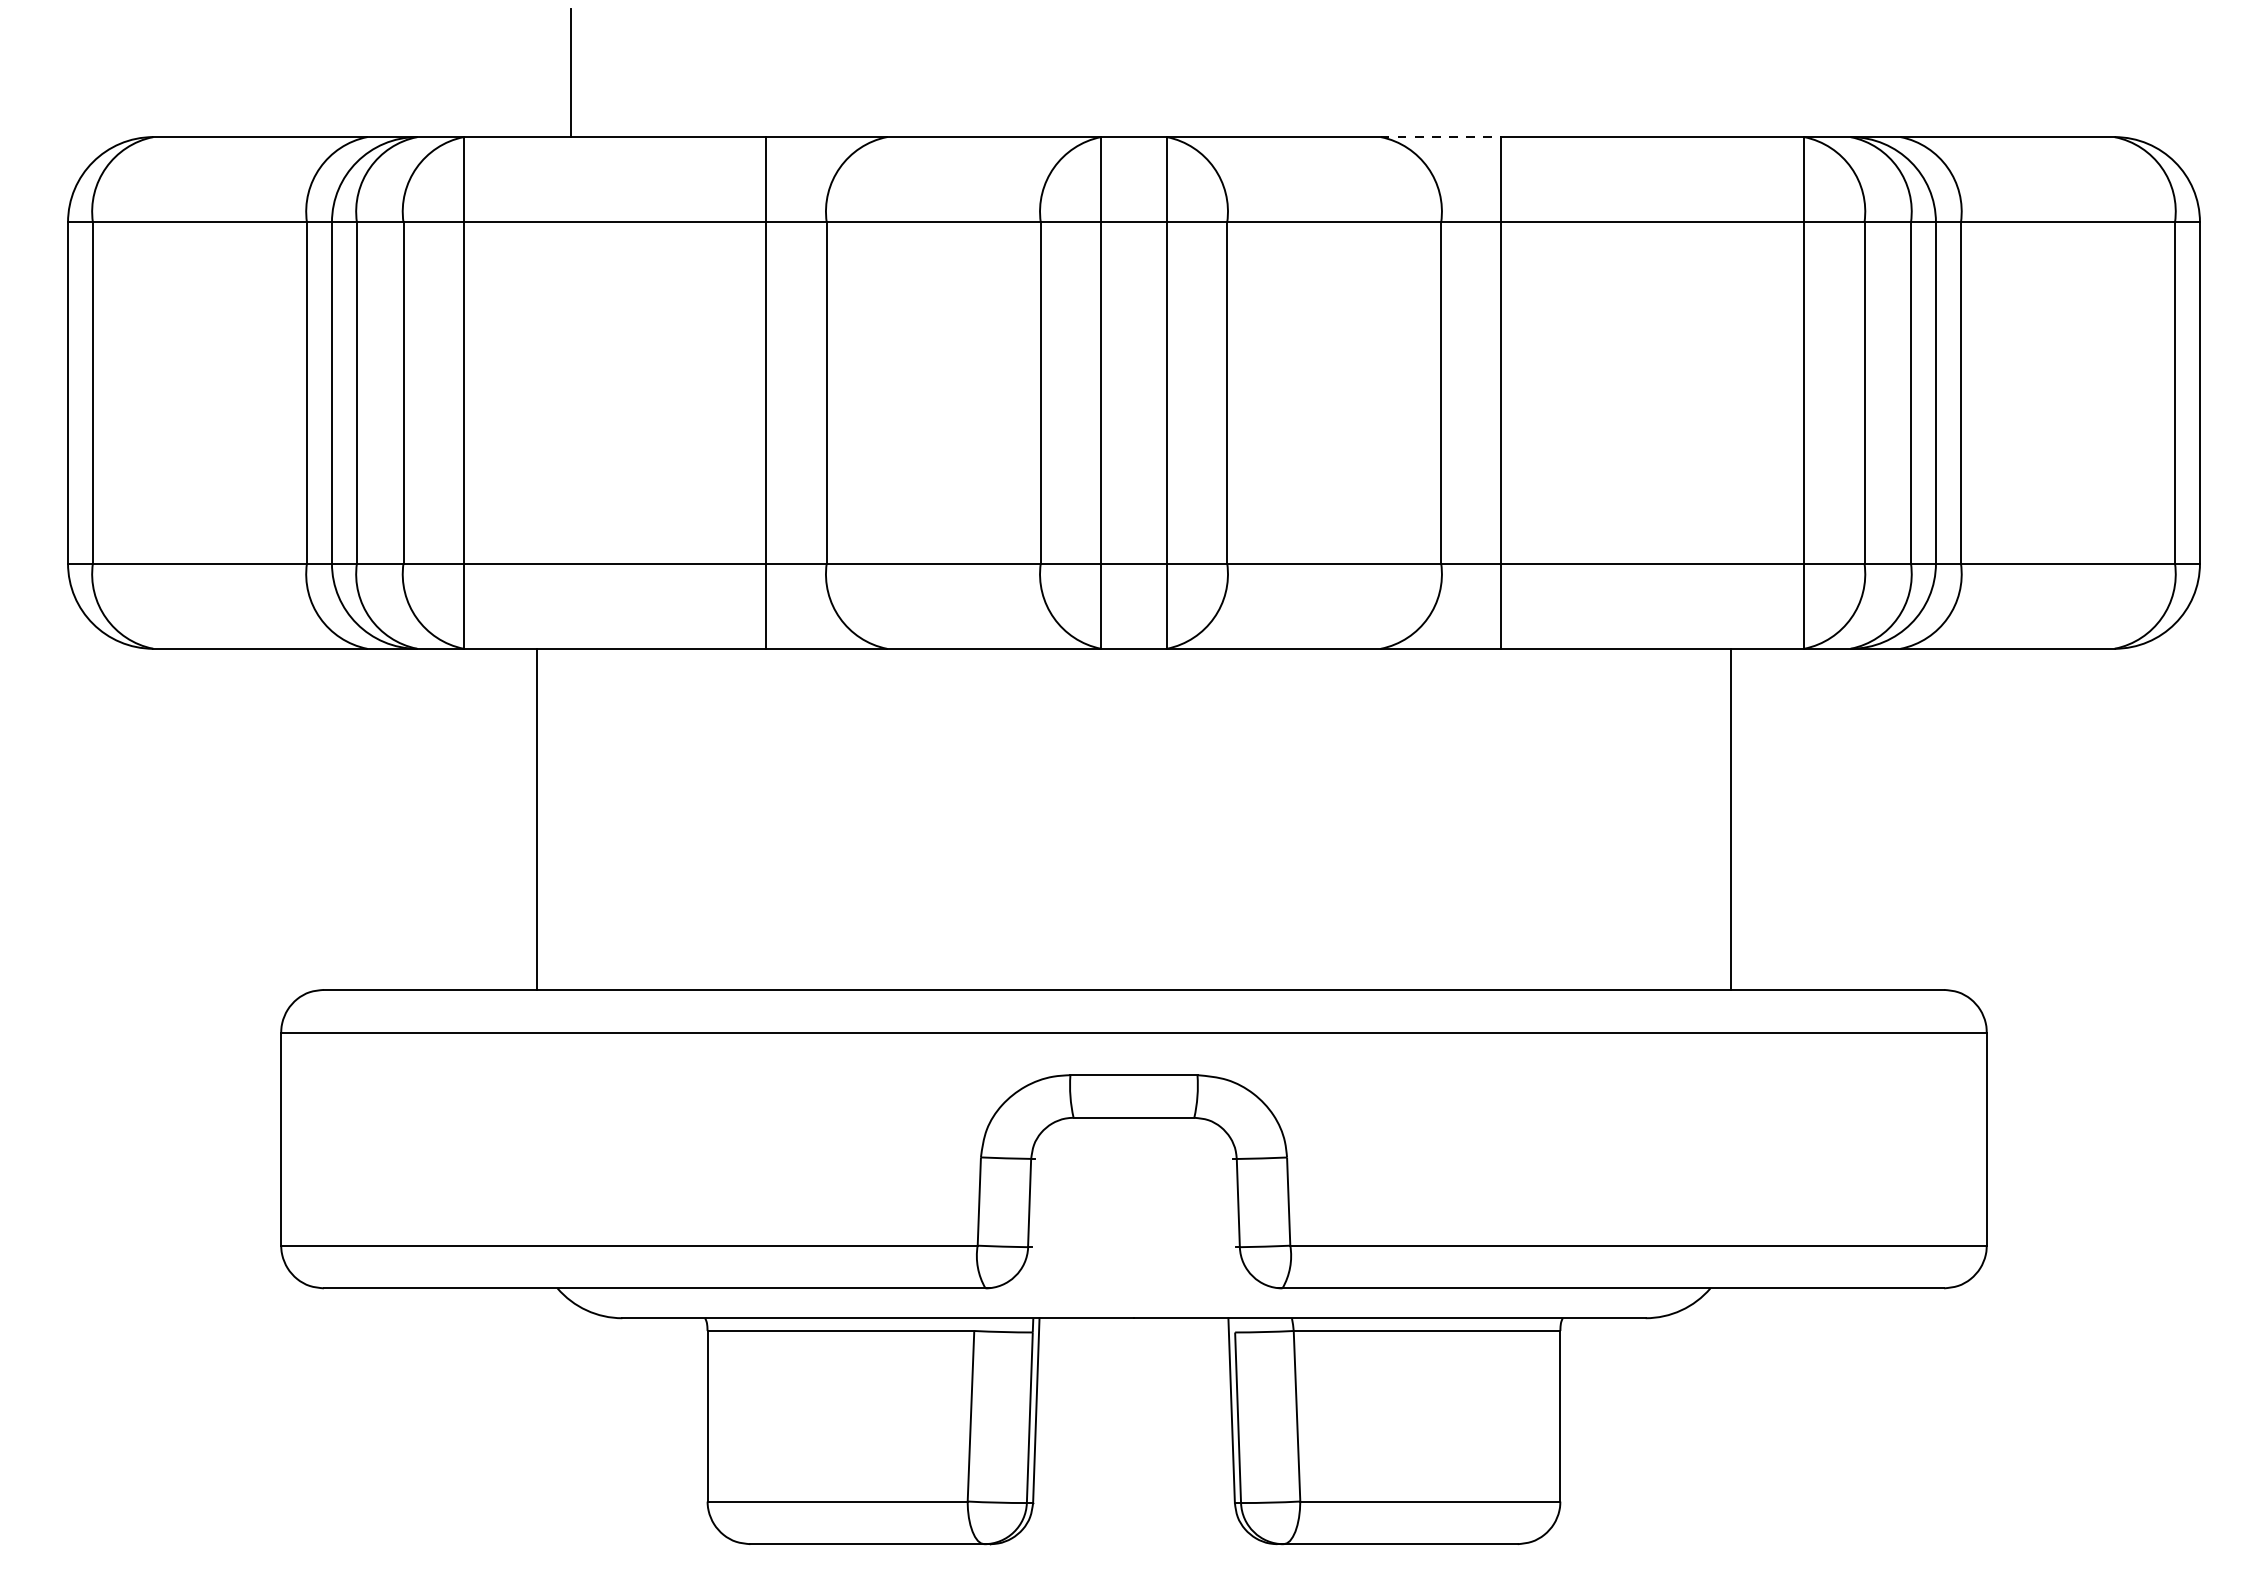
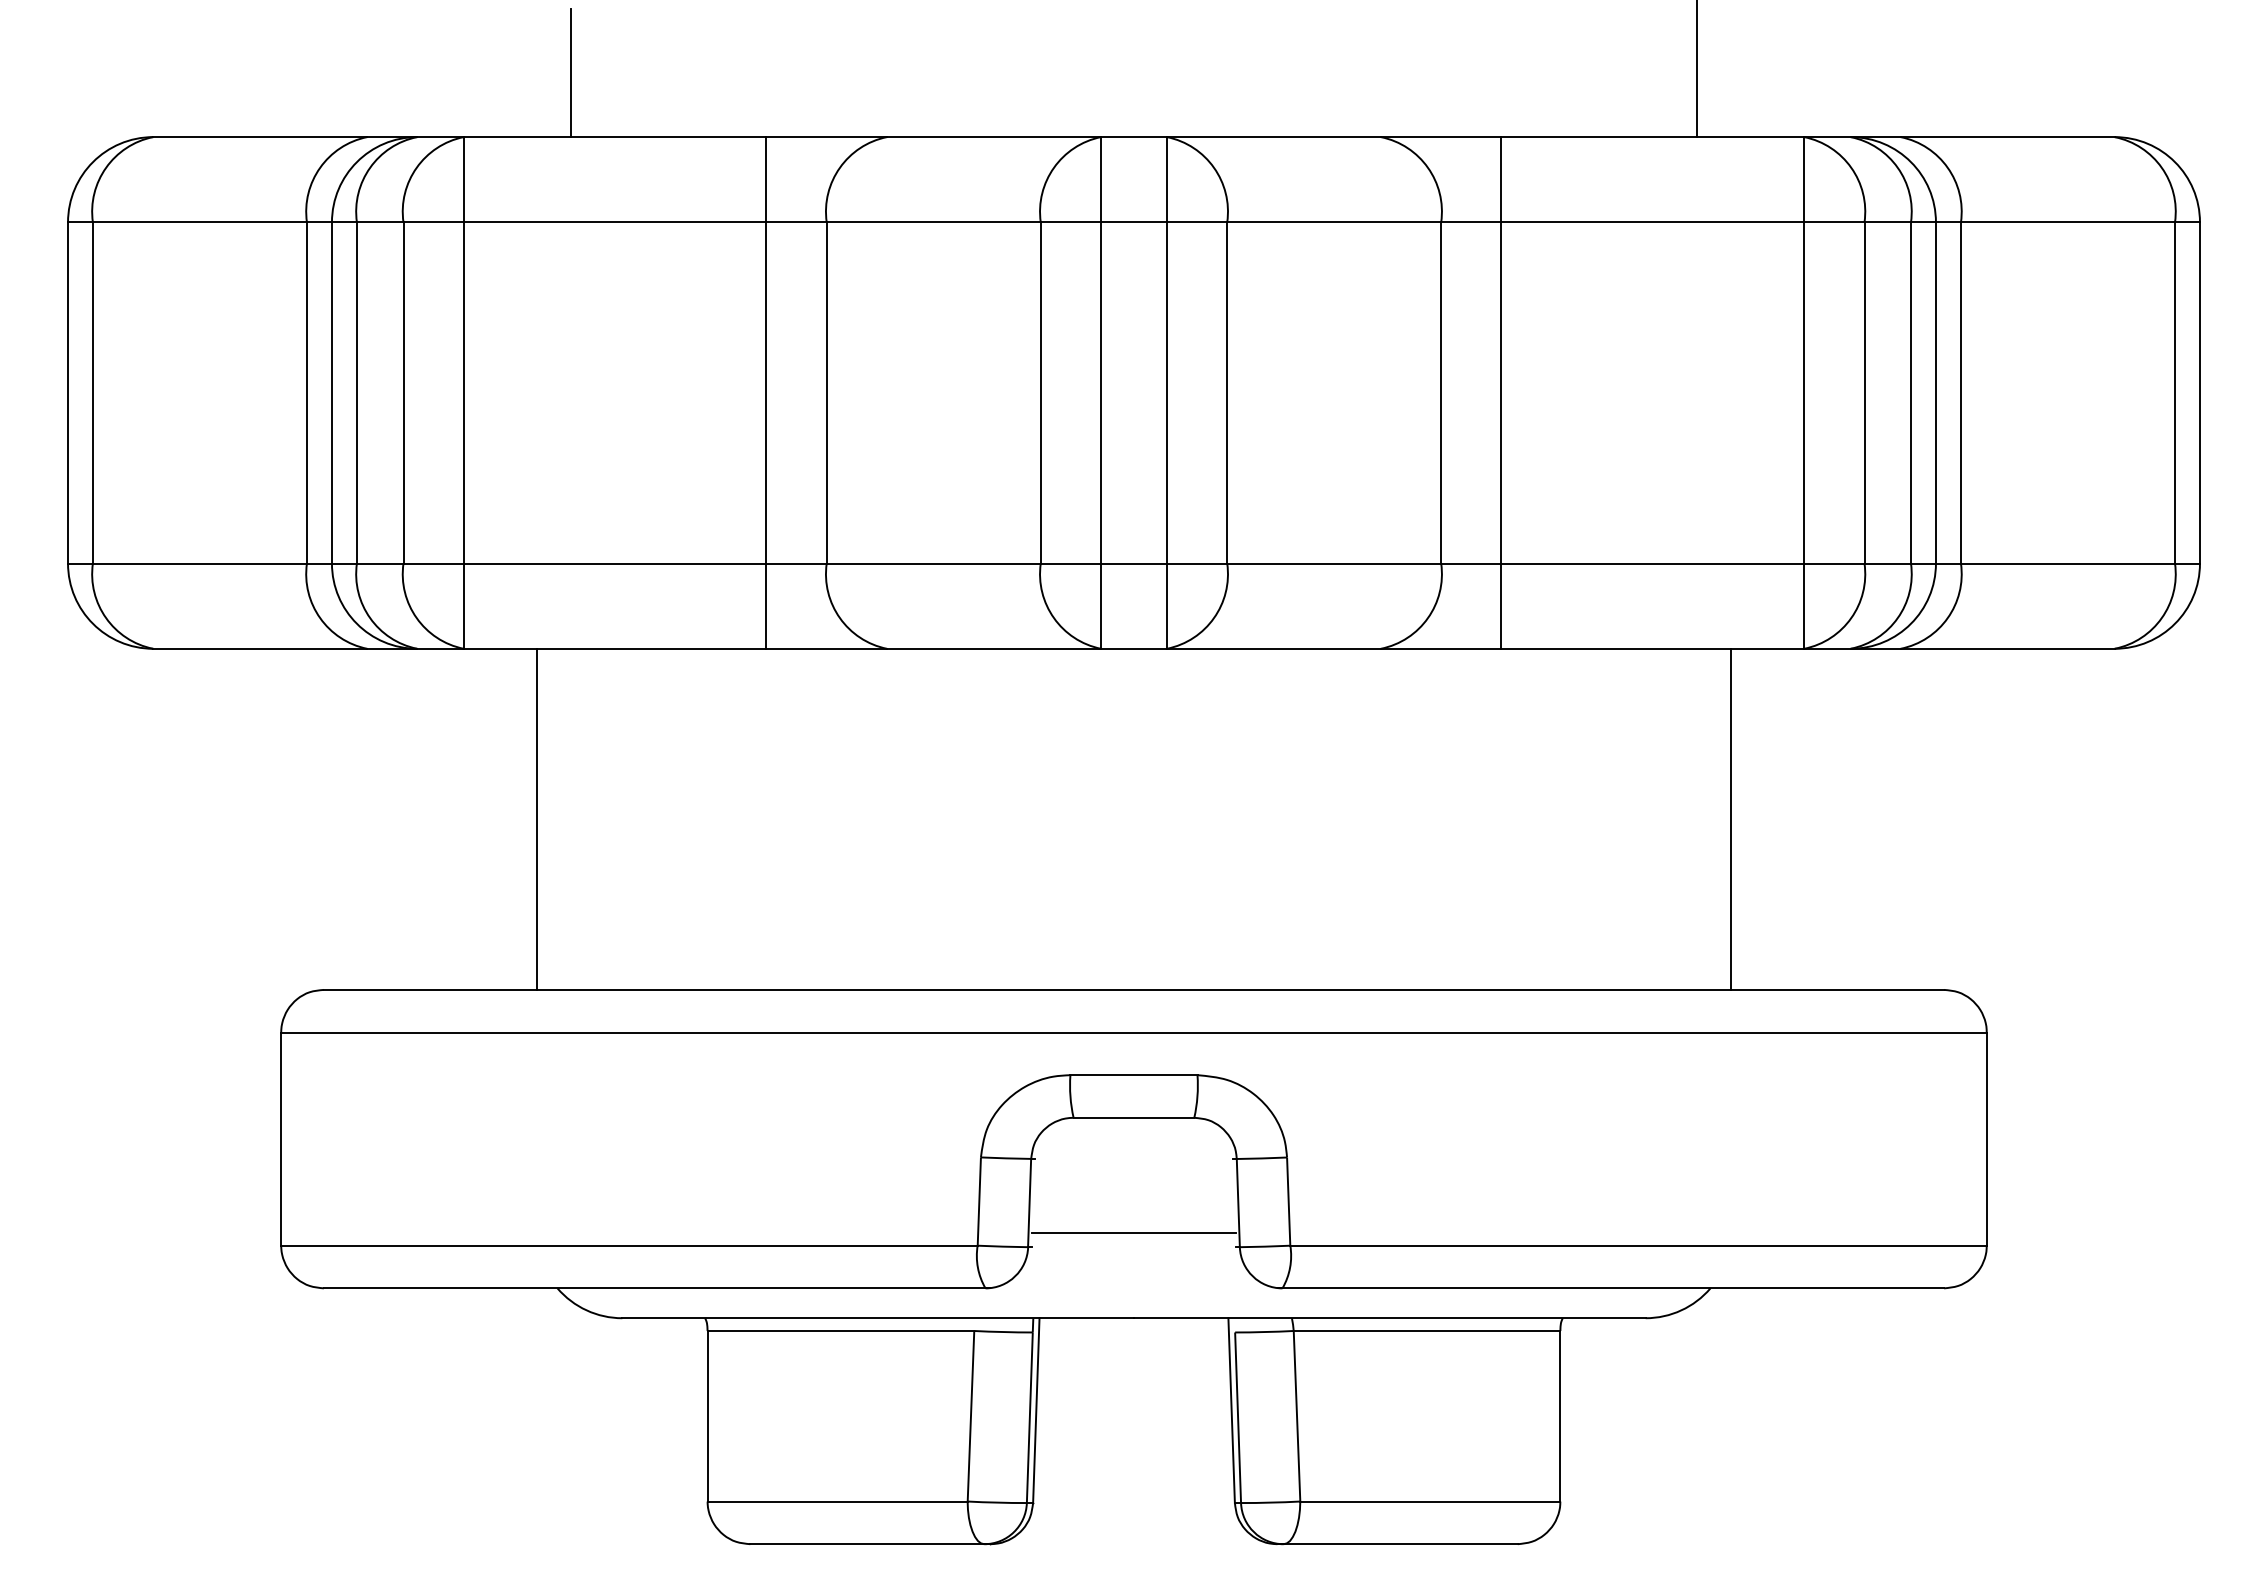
line: none -> present (1696, 69)
line: dashed -> solid (1441, 137)
line: none -> present (1133, 1232)
